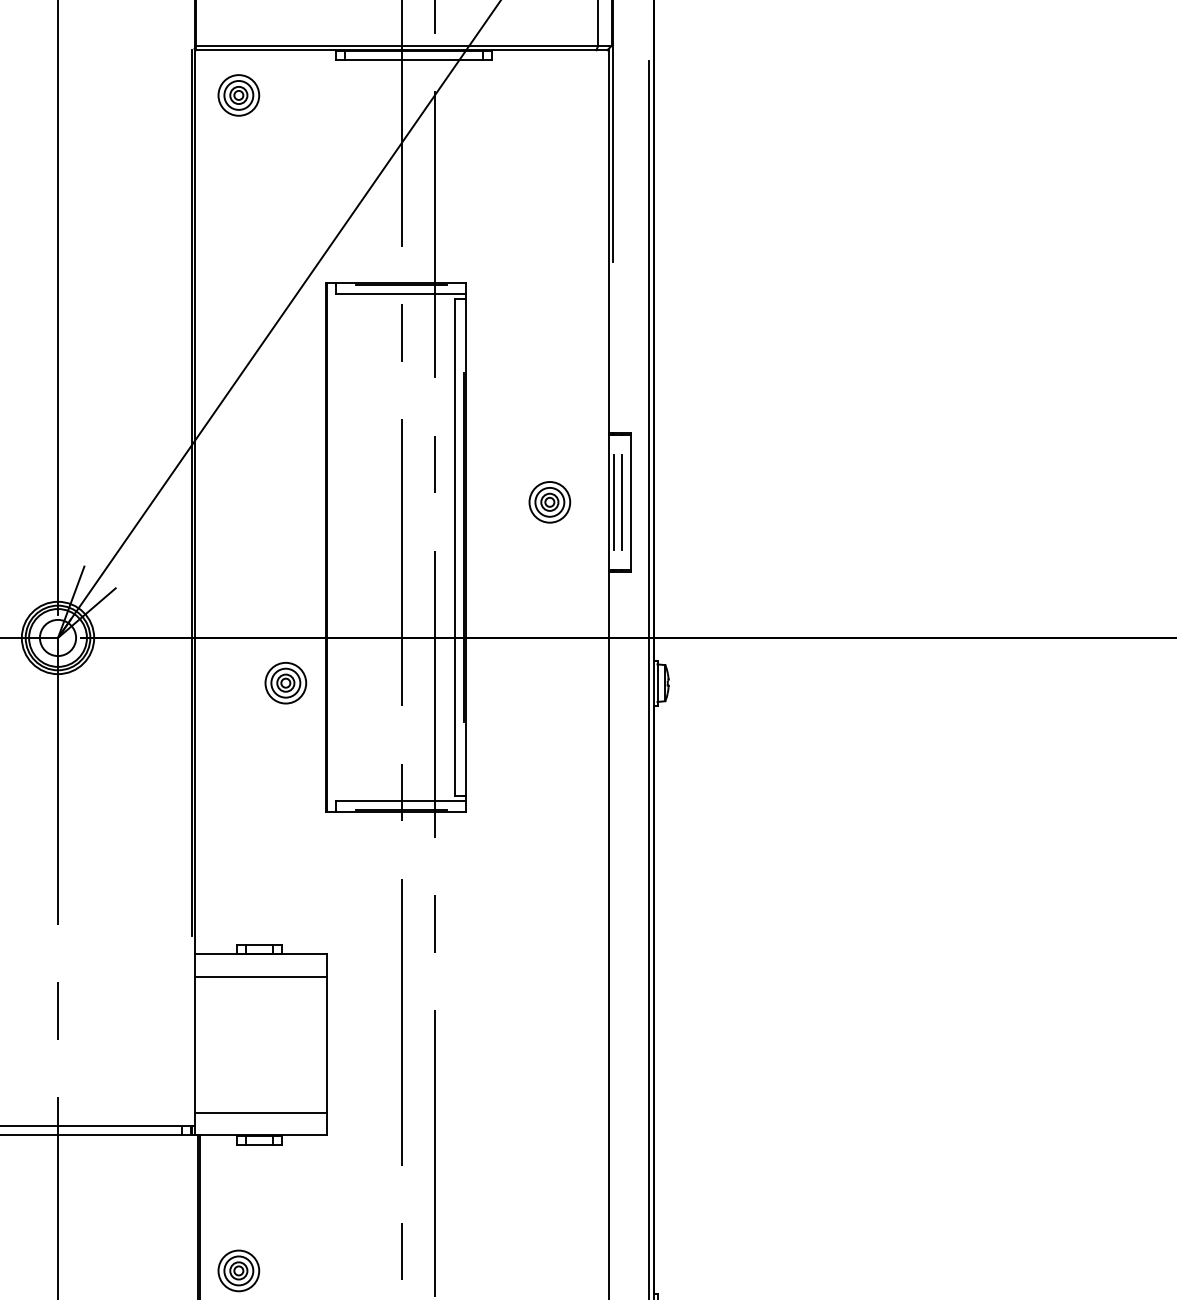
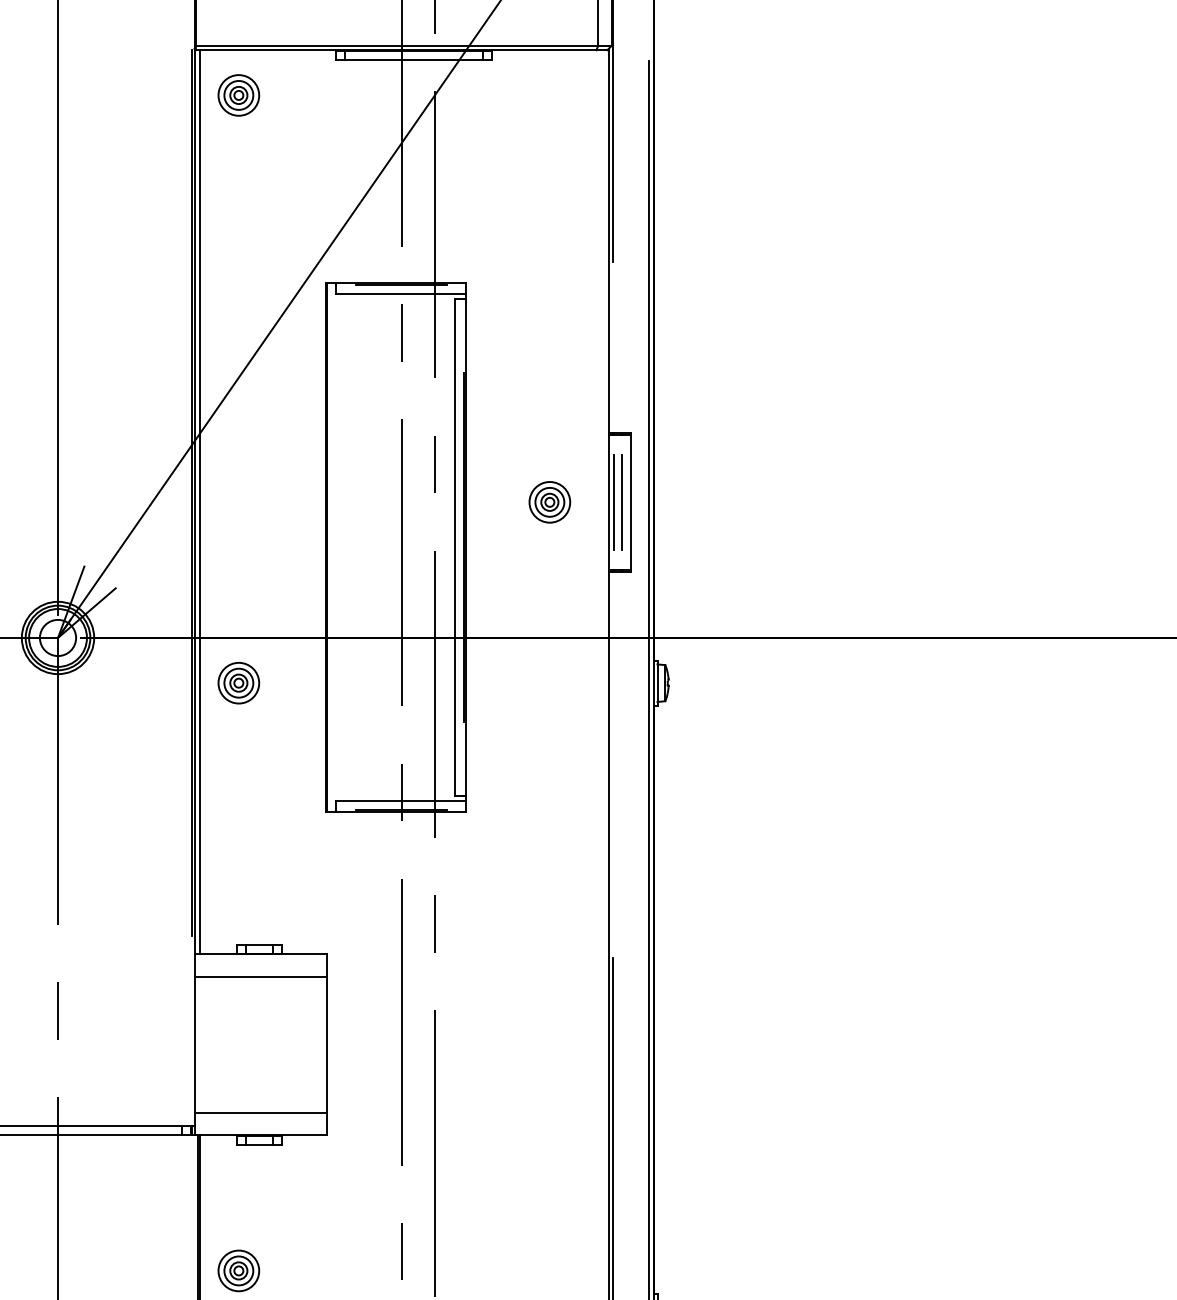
line: none -> present (200, 502)
part position: (285, 683) -> (238, 683) (238, 683)
line: none -> present (613, 1126)
